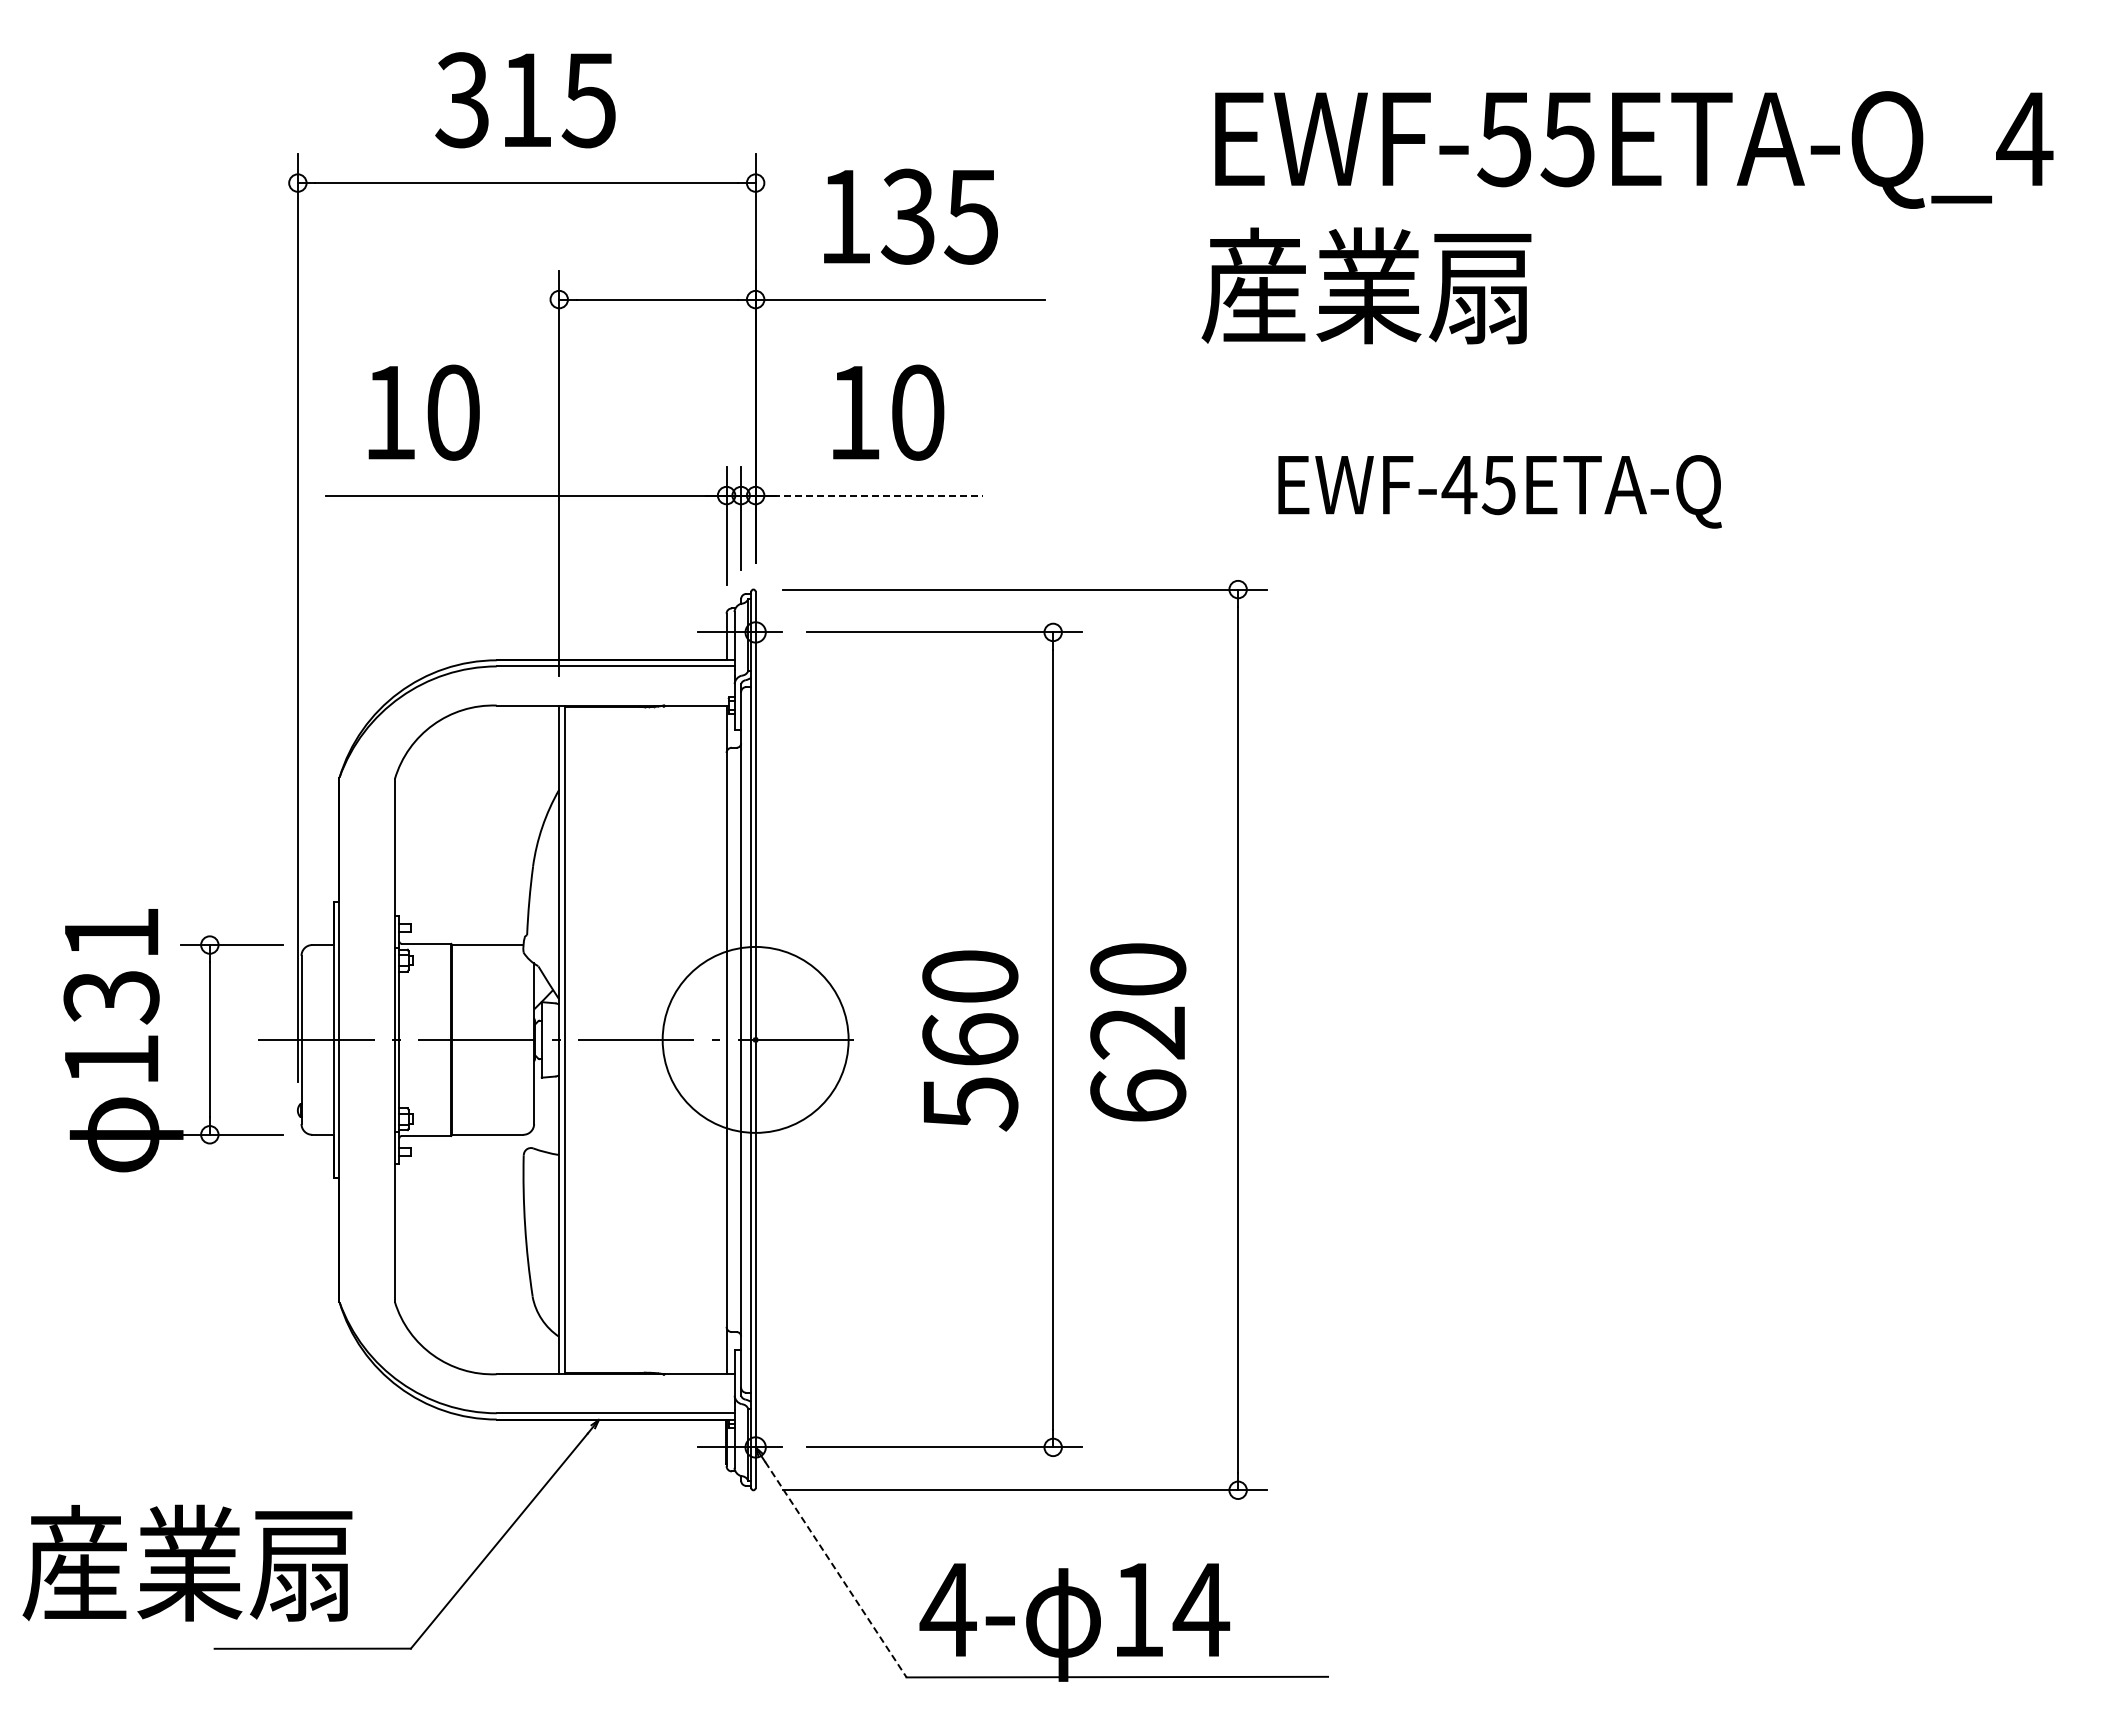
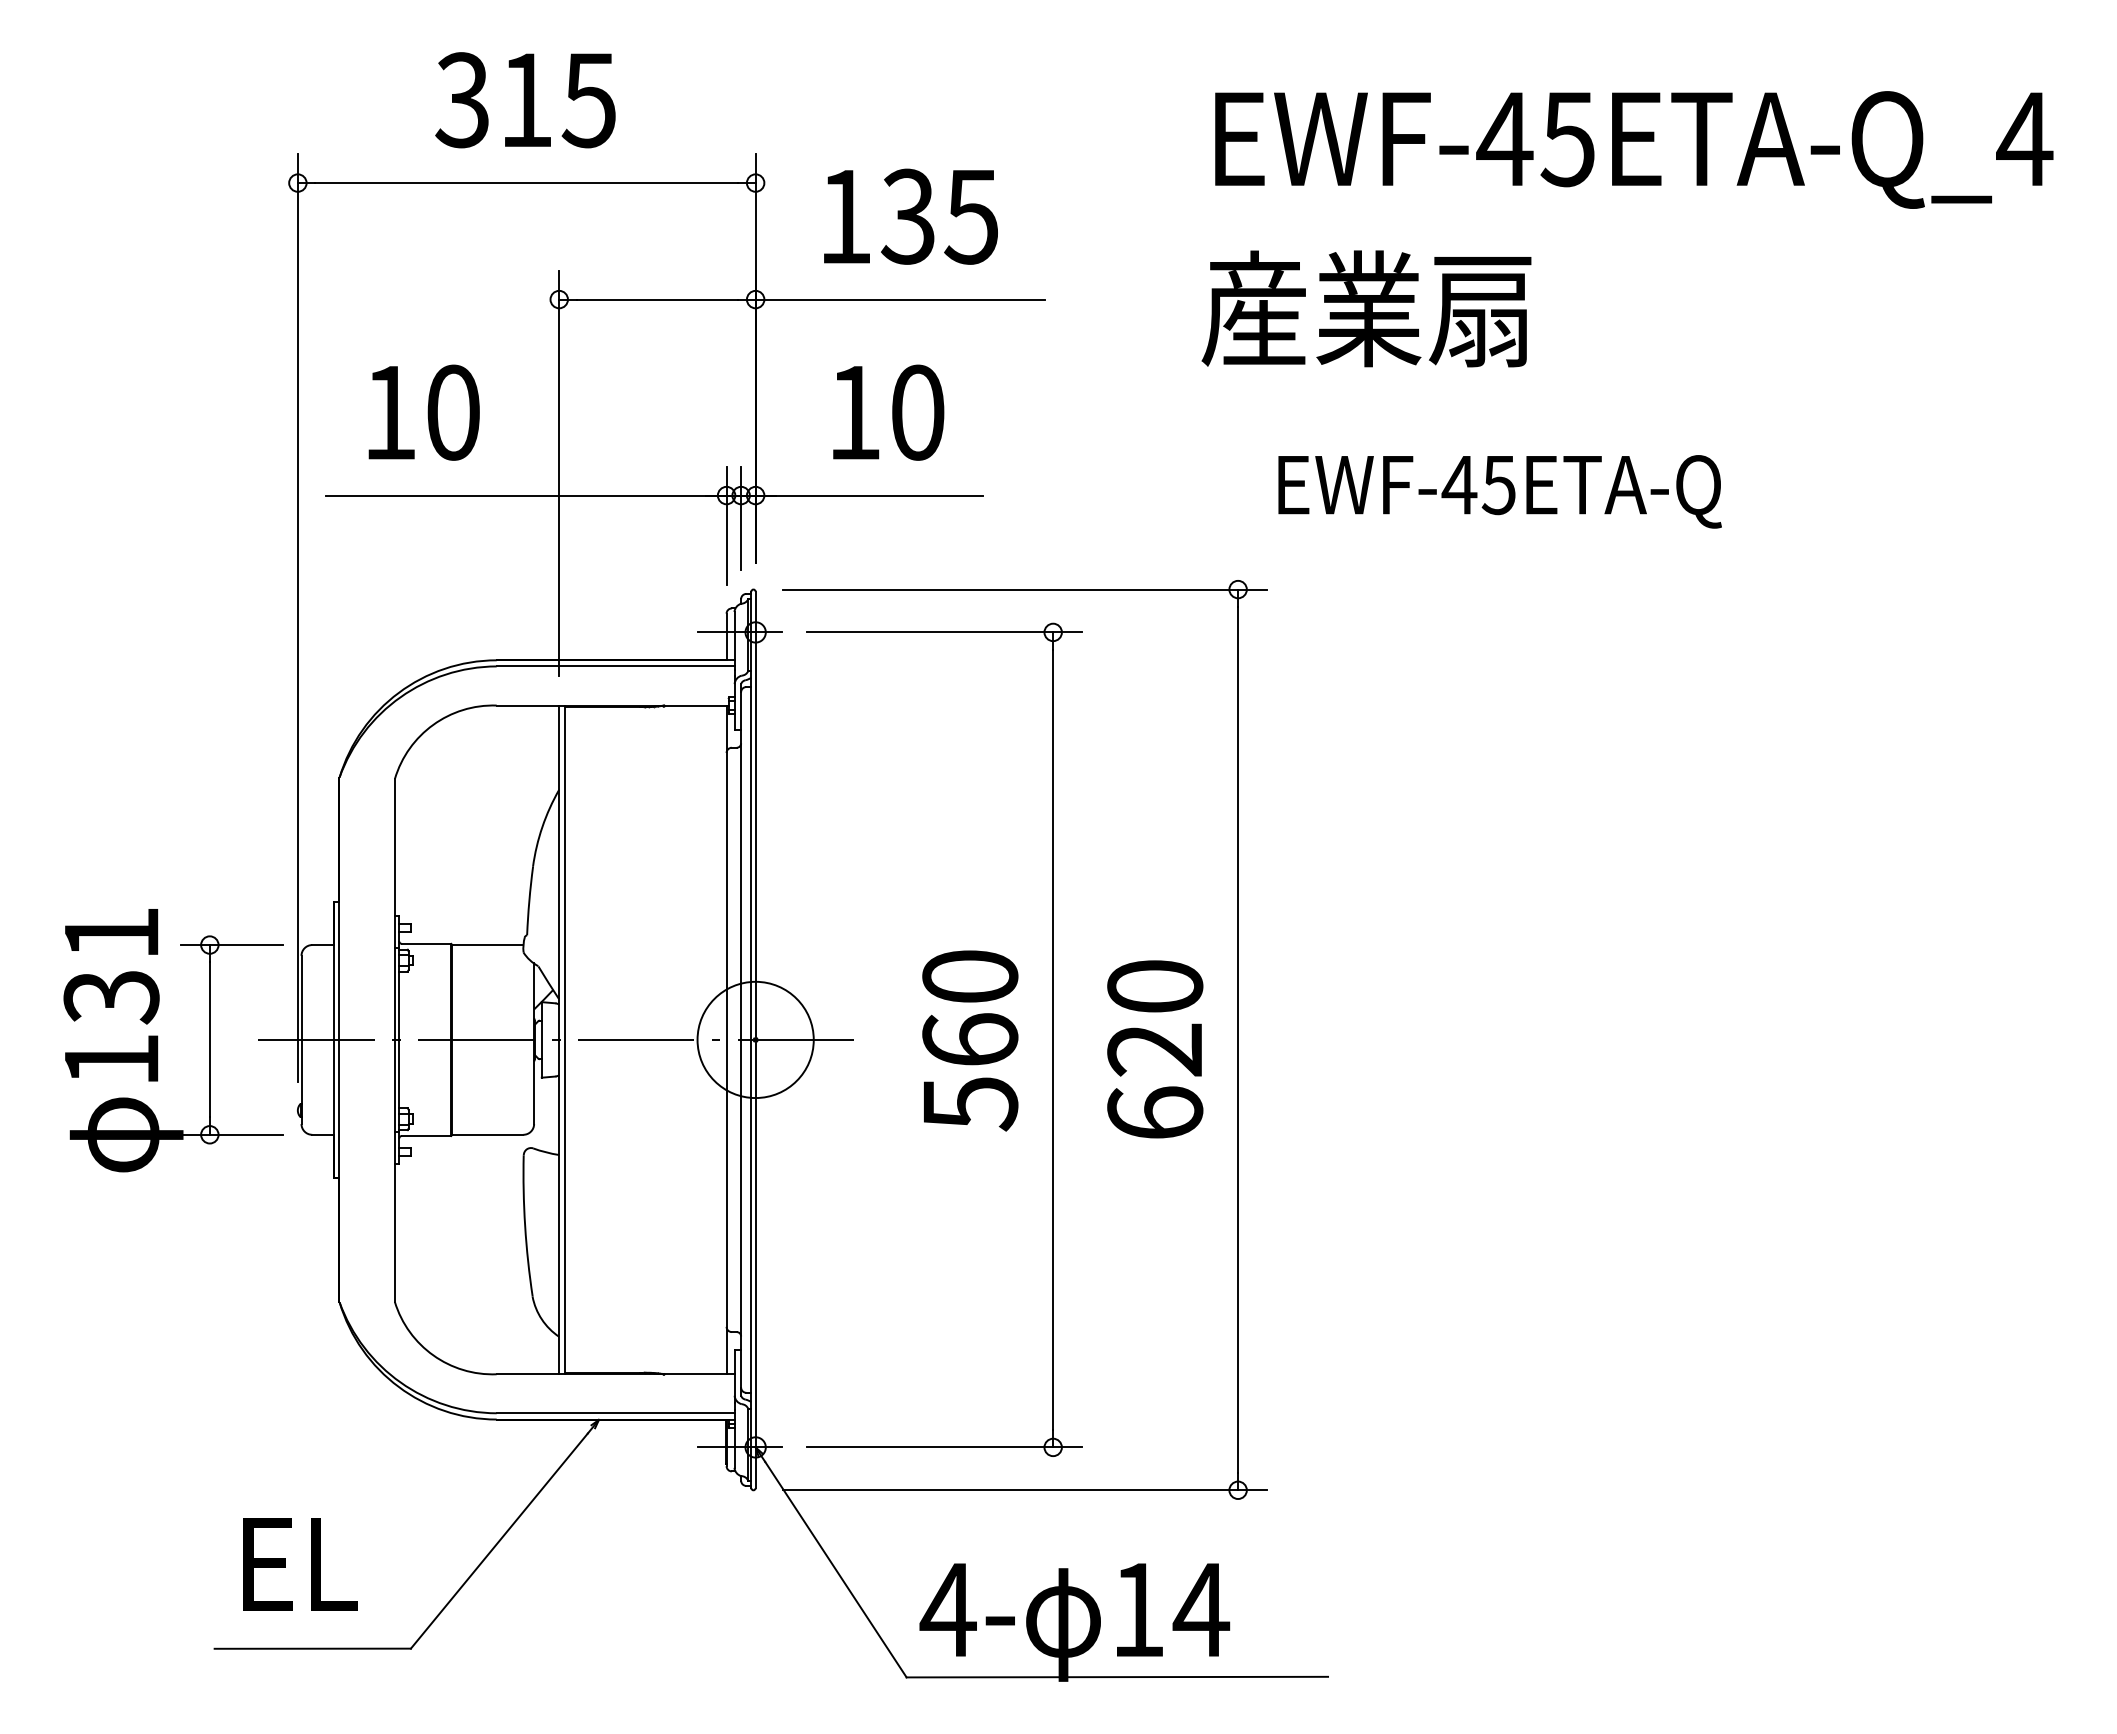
text: EWF-55ETA-Q_4 -> EWF-45ETA-Q_4 (1504, 139)
text position: (1366, 285) -> (1366, 308) (1366, 308)
line: dashed -> solid (877, 495)
text position: (1138, 1032) -> (1155, 1049) (1155, 1049)
circle diameter: 186 px -> 116 px (755, 1039)
text: 産業扇 -> EL (189, 1562)
line: dashed -> solid (835, 1569)
